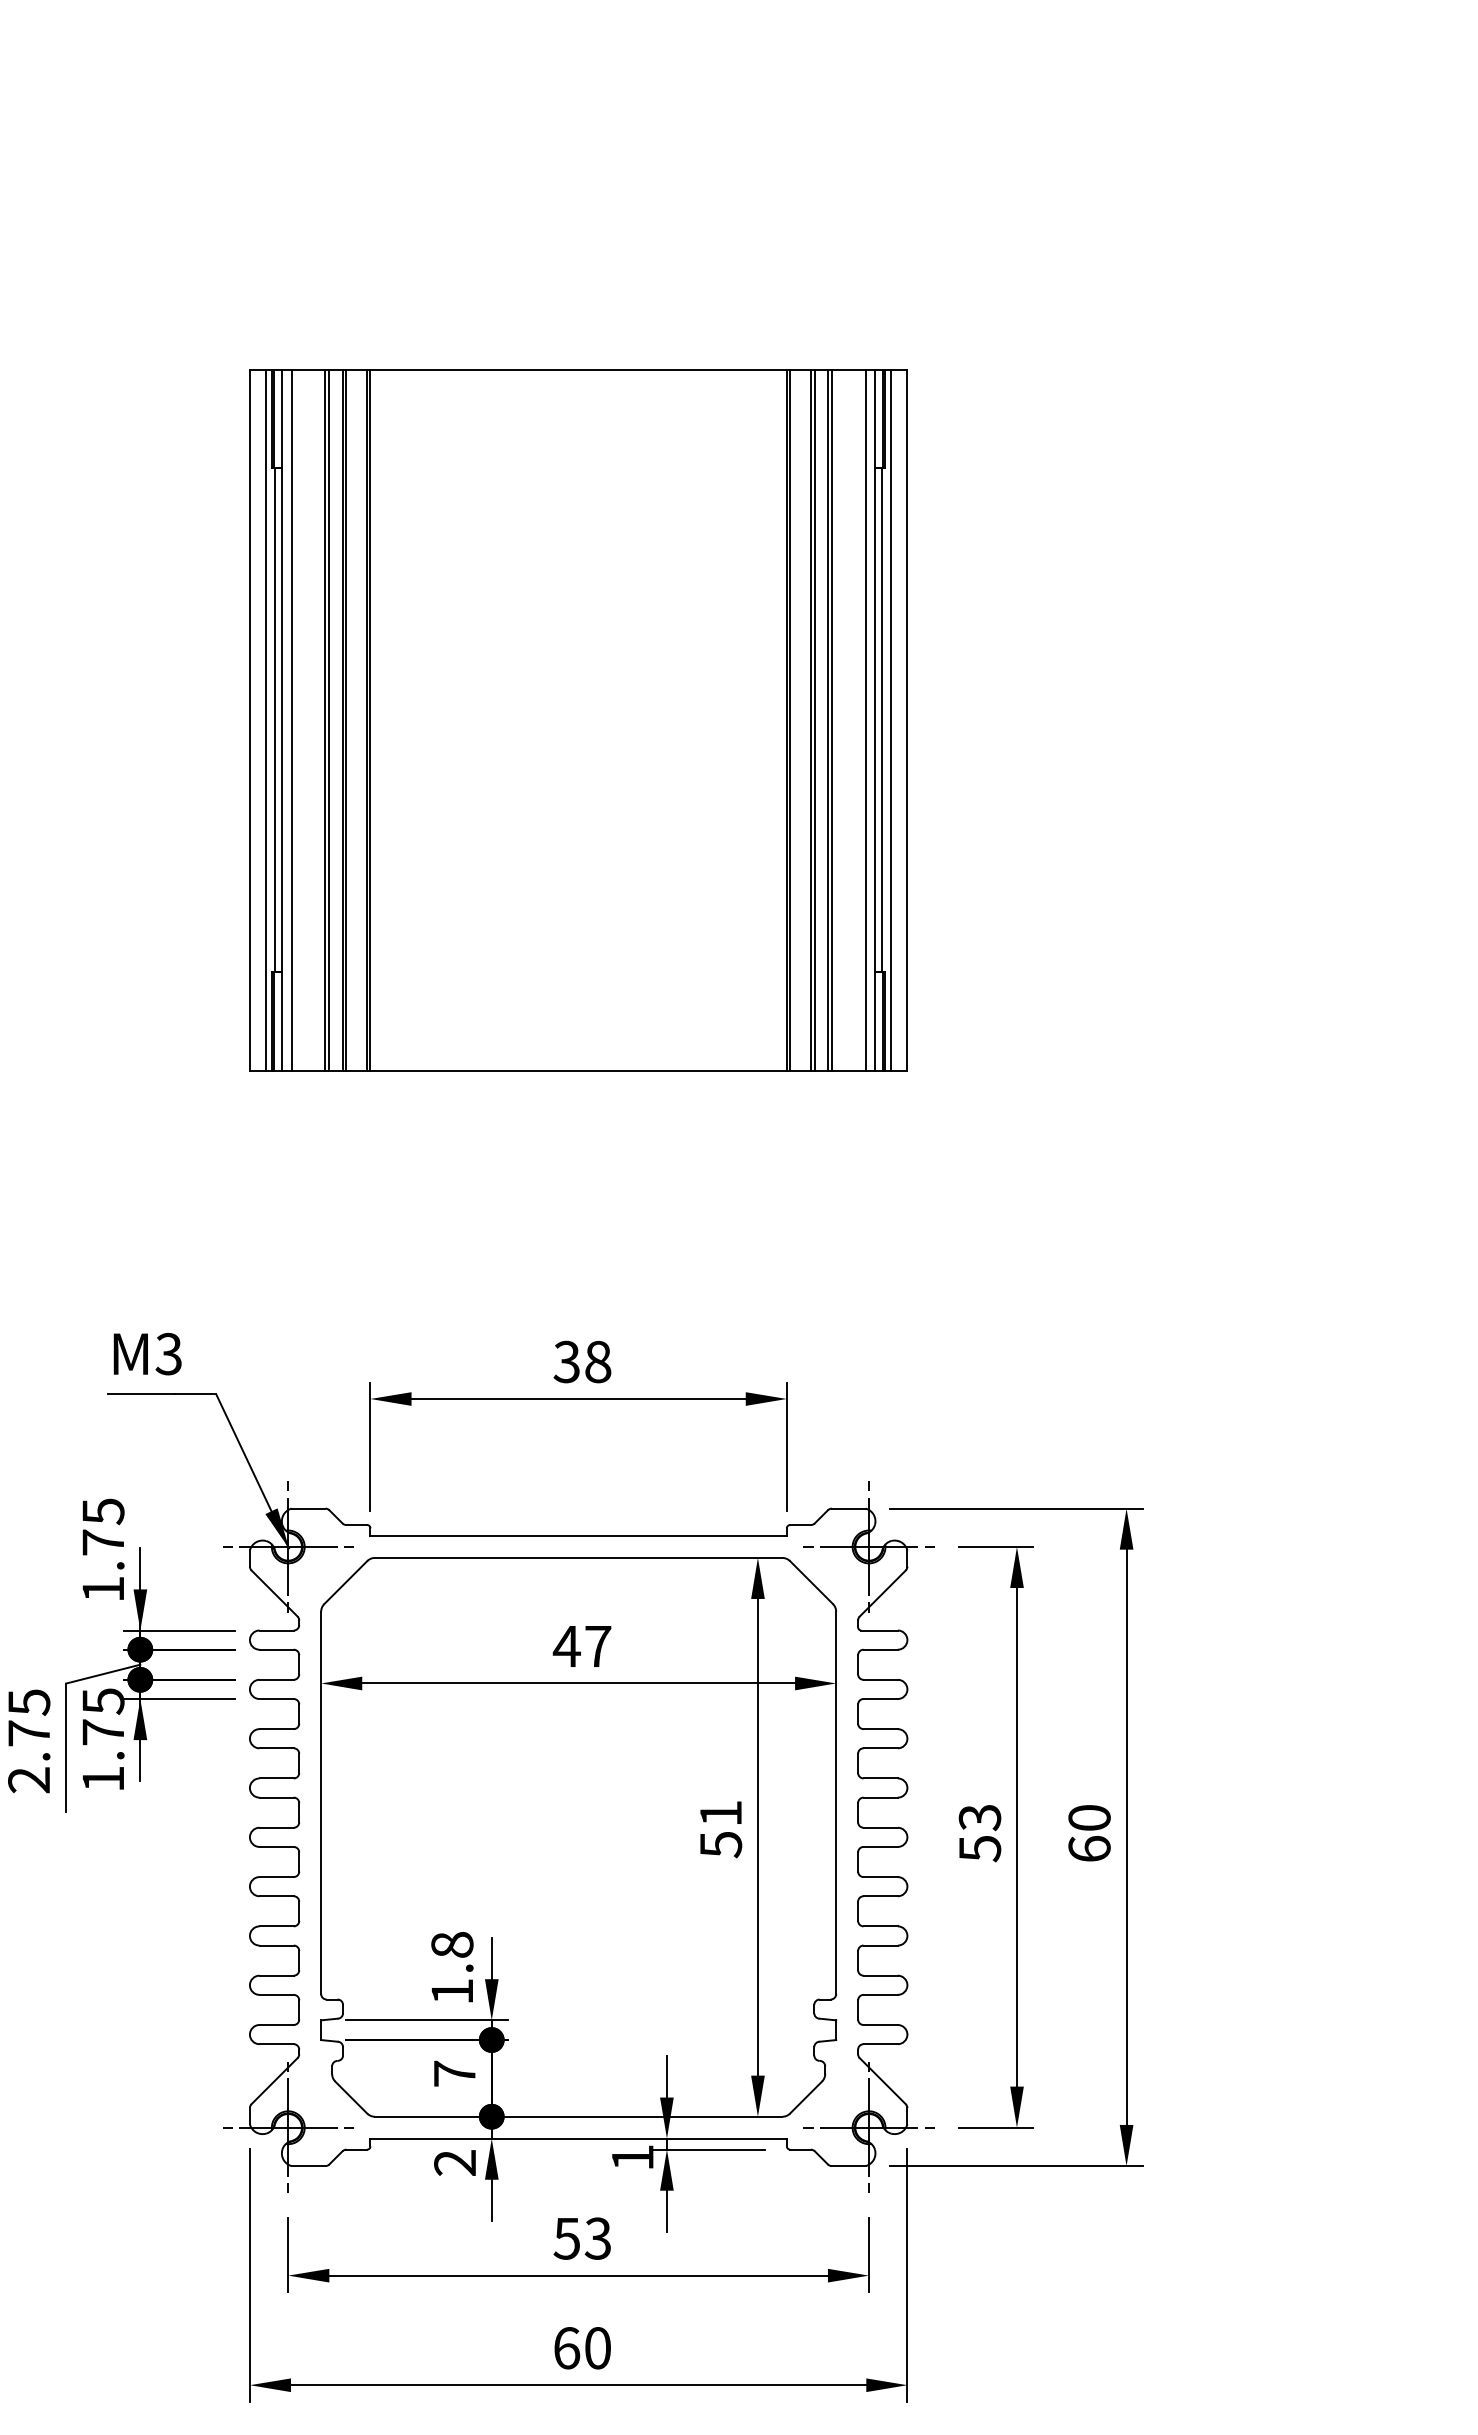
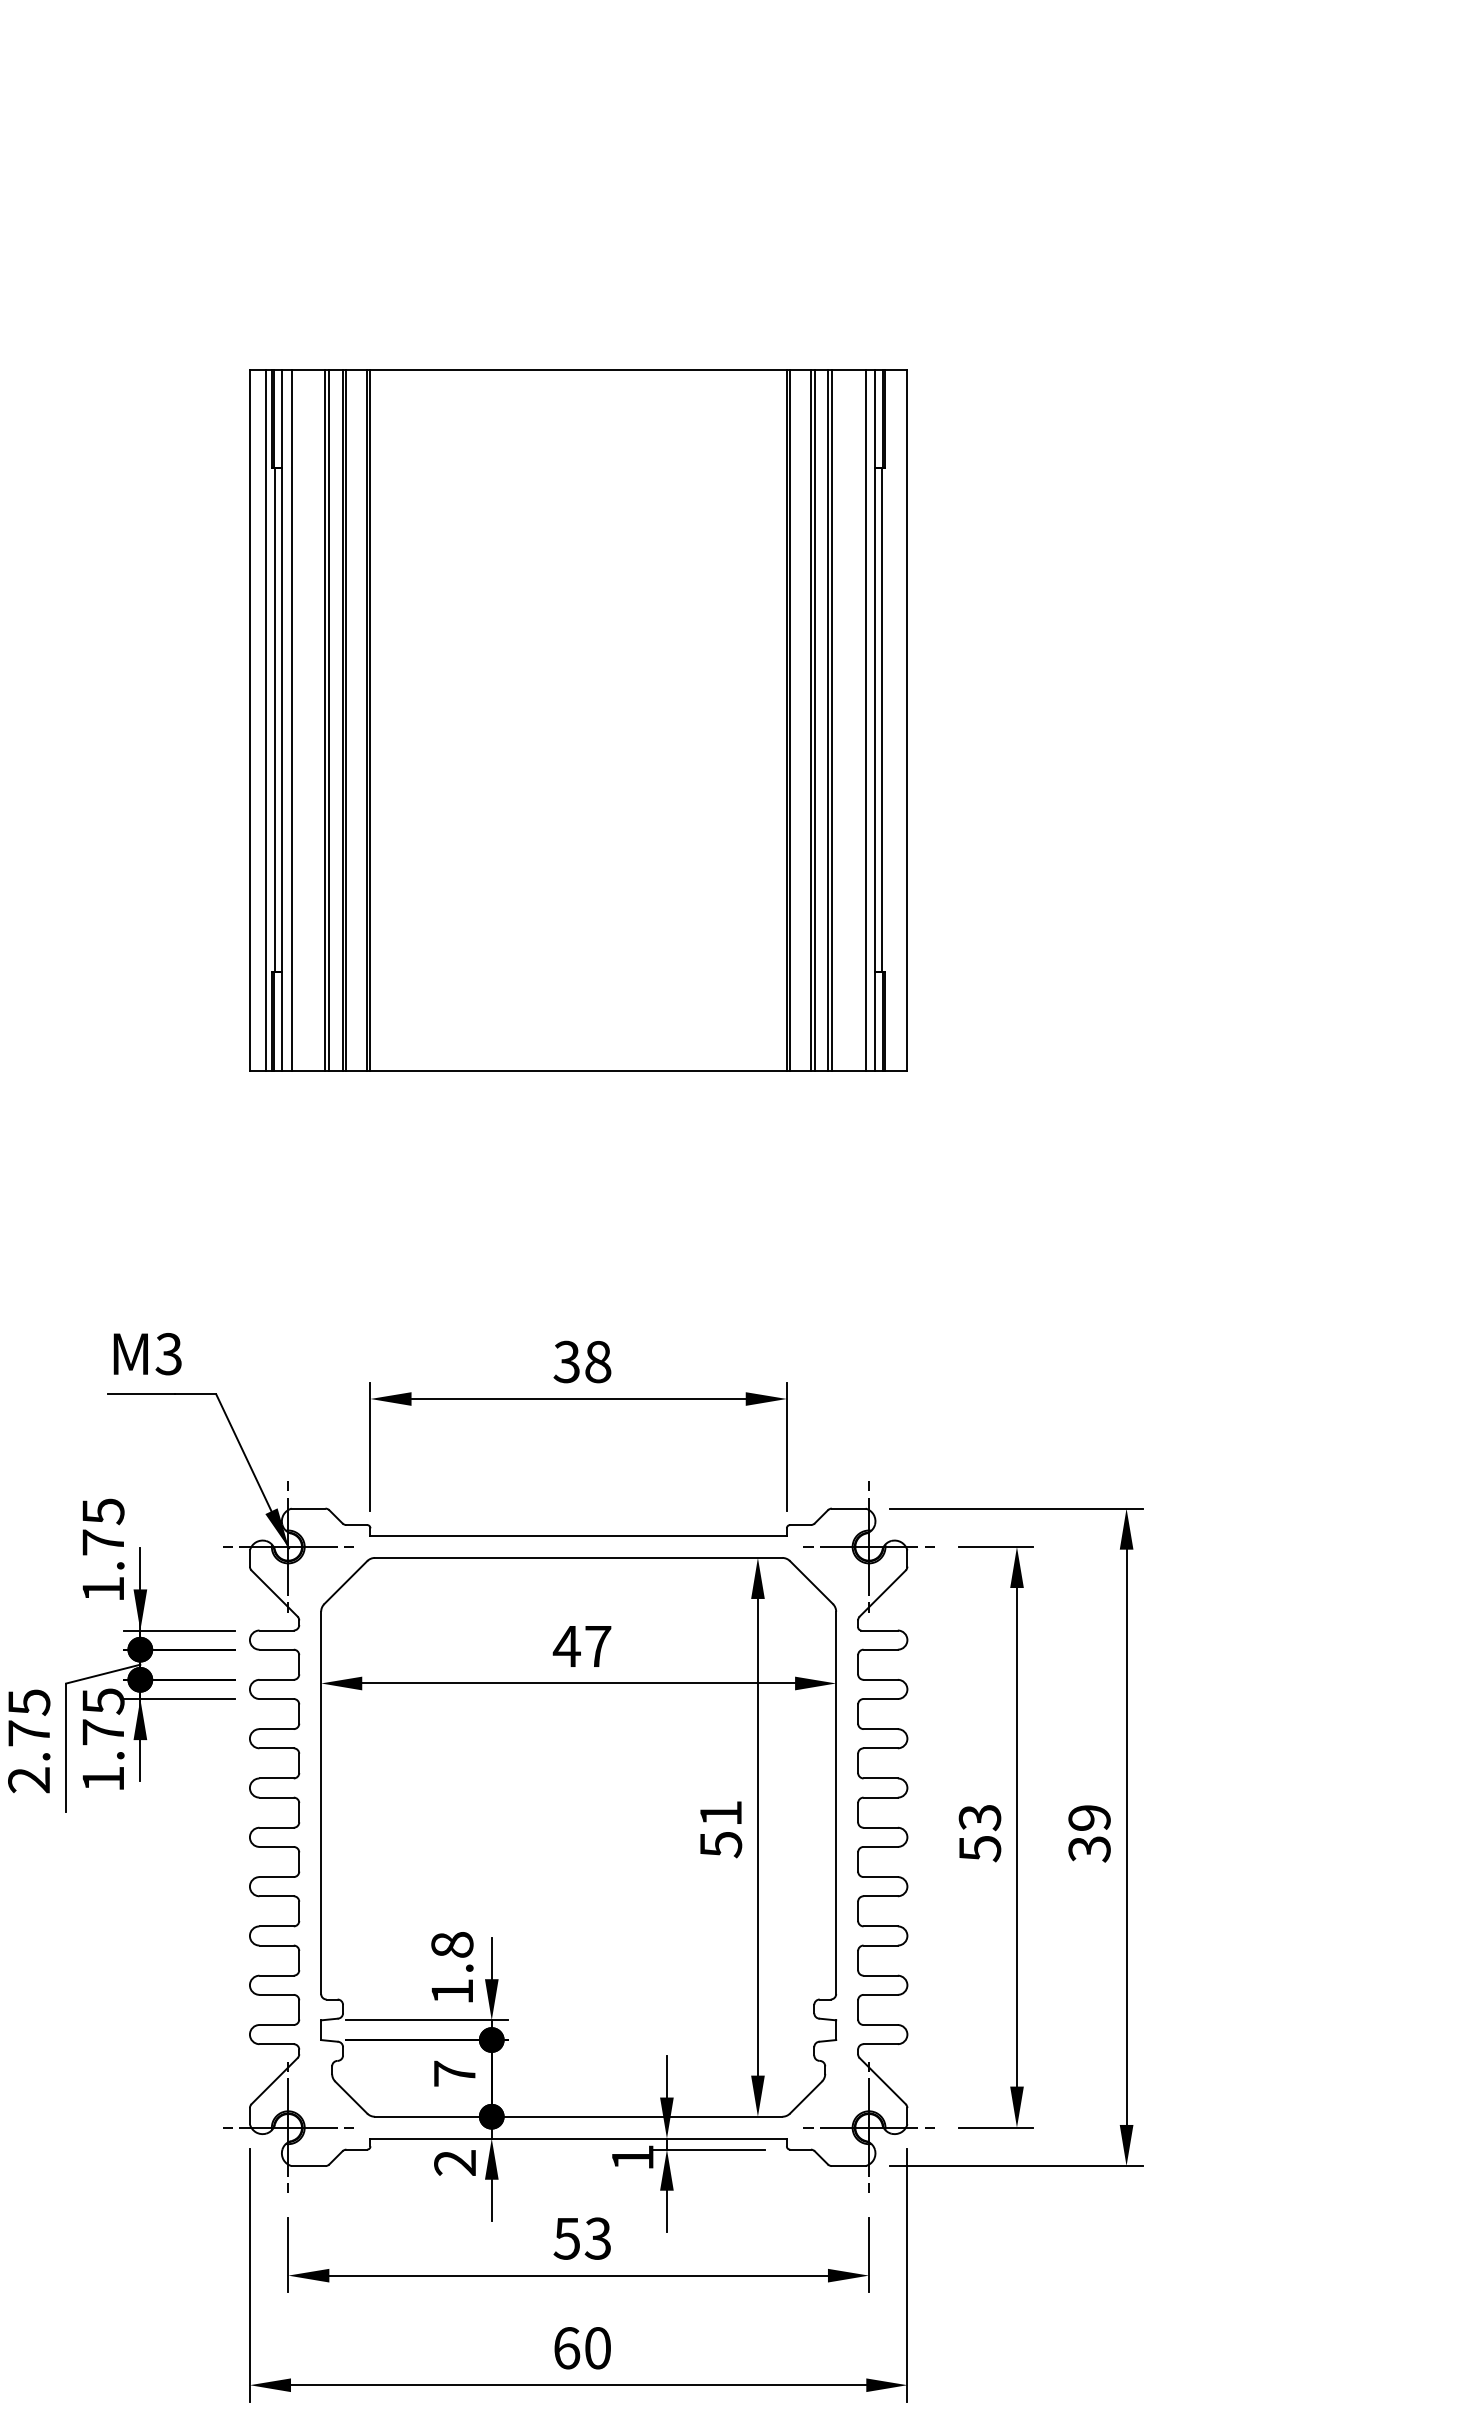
line: present -> none (891, 719)
text: 60 -> 39 (1089, 1833)
